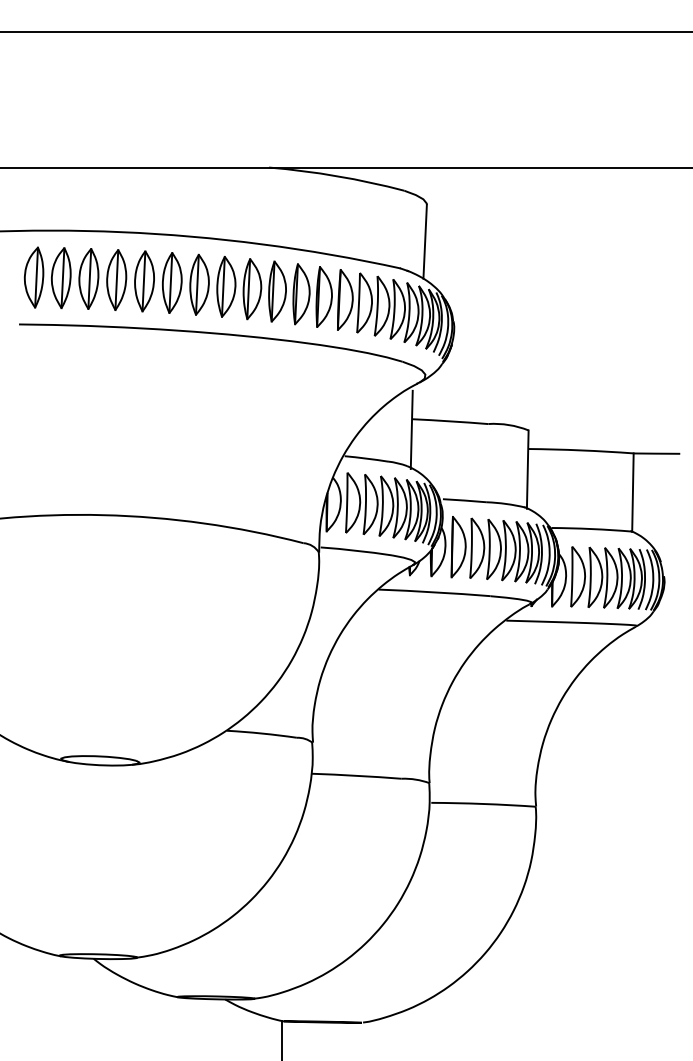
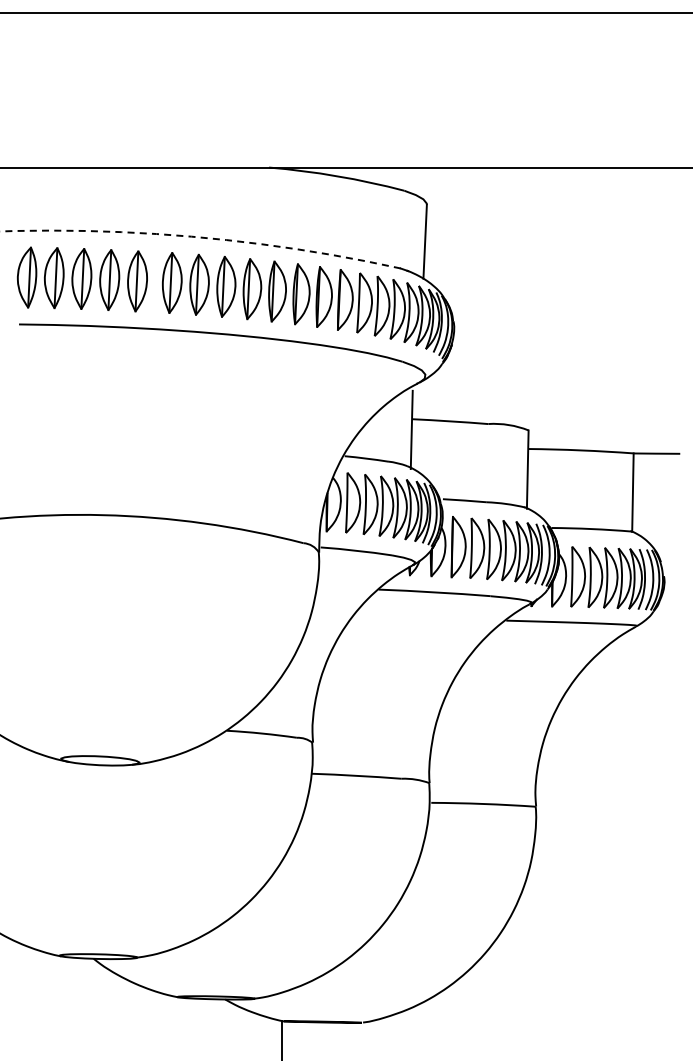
line position: (345, 31) -> (345, 12) (345, 12)
arc: solid -> dashed (200, 237)
part position: (88, 279) -> (81, 279) (81, 279)
